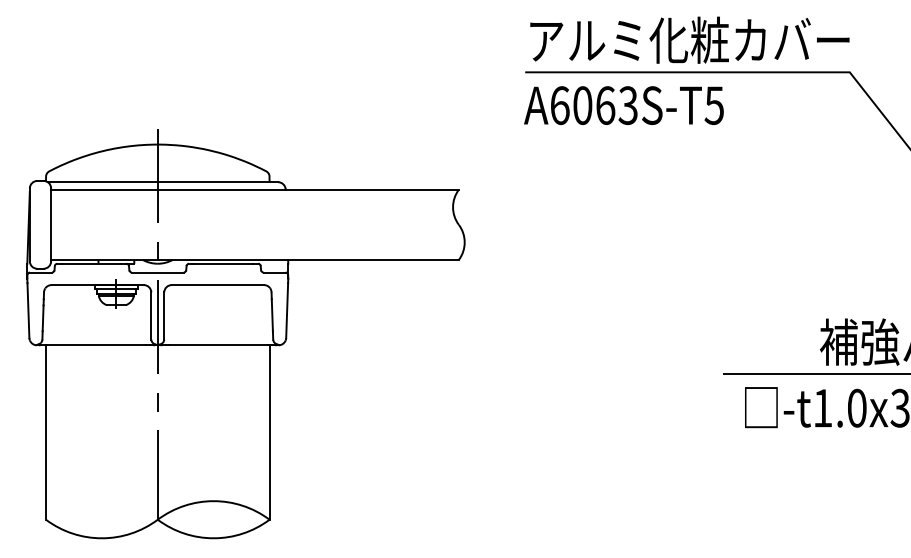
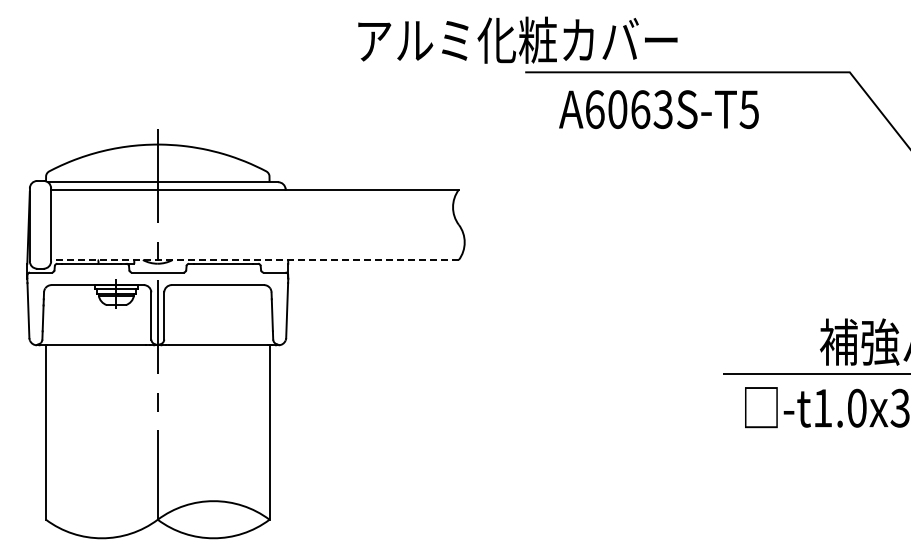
text position: (689, 39) -> (517, 39) (517, 39)
text position: (623, 105) -> (658, 109) (658, 109)
line: solid -> dashed (255, 259)
